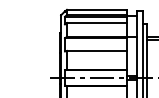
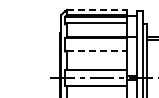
line: solid -> dashed (96, 9)
line: solid -> dashed (96, 50)
